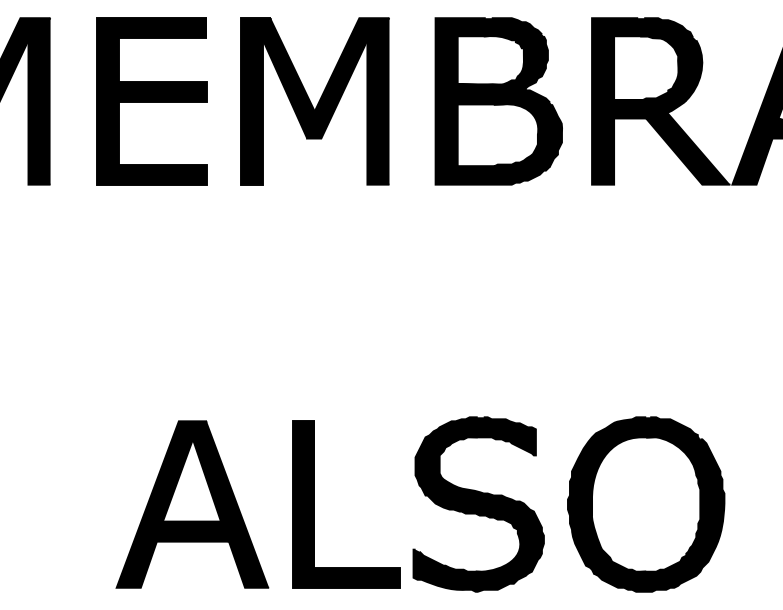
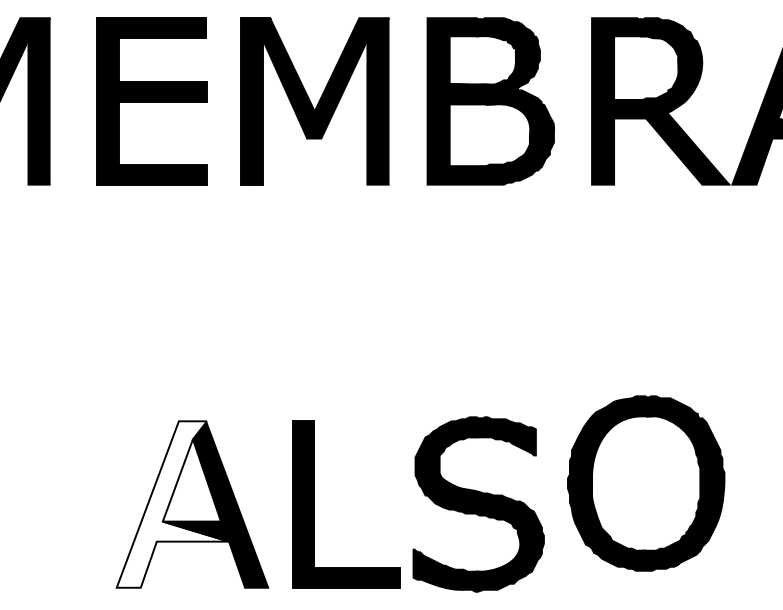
part position: (498, 101) -> (490, 101) (490, 101)
fill: present -> none (172, 504)
part position: (646, 504) -> (646, 483) (646, 483)
